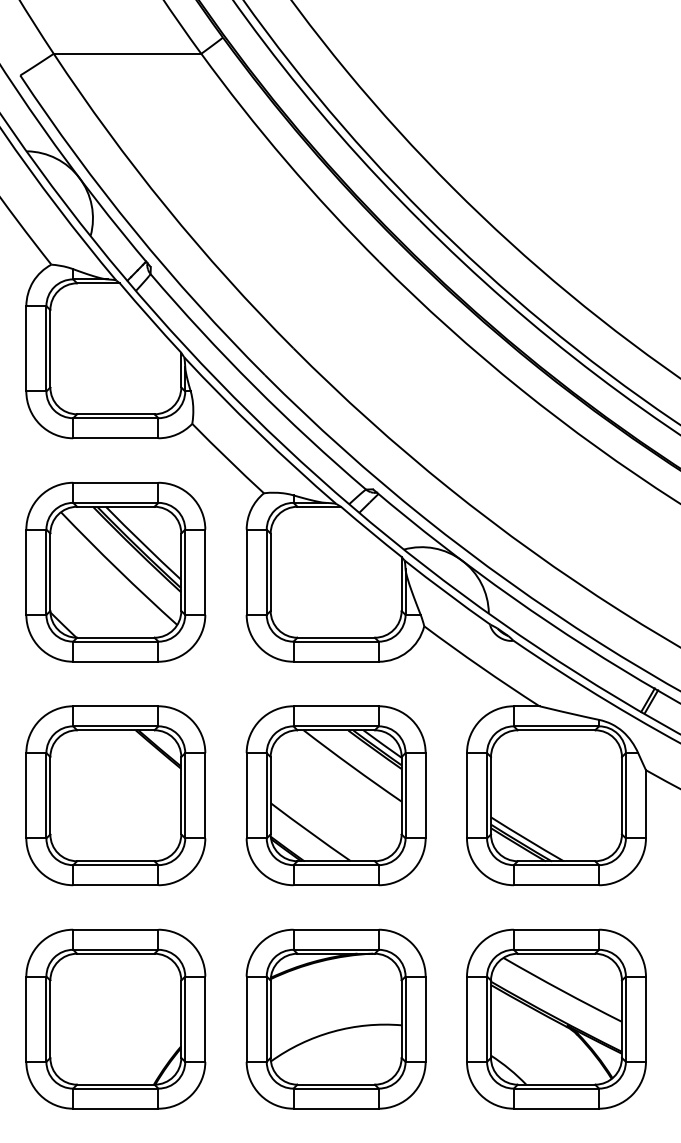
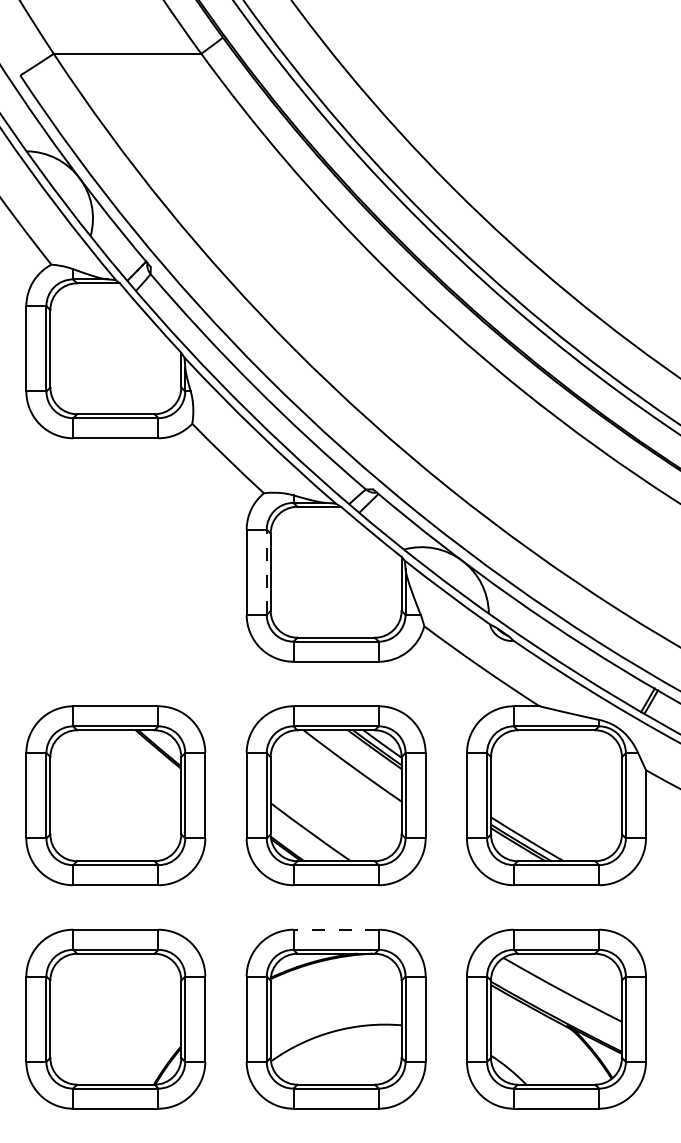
part: present -> none (115, 571)
line: solid -> dashed (266, 572)
line: solid -> dashed (336, 929)
